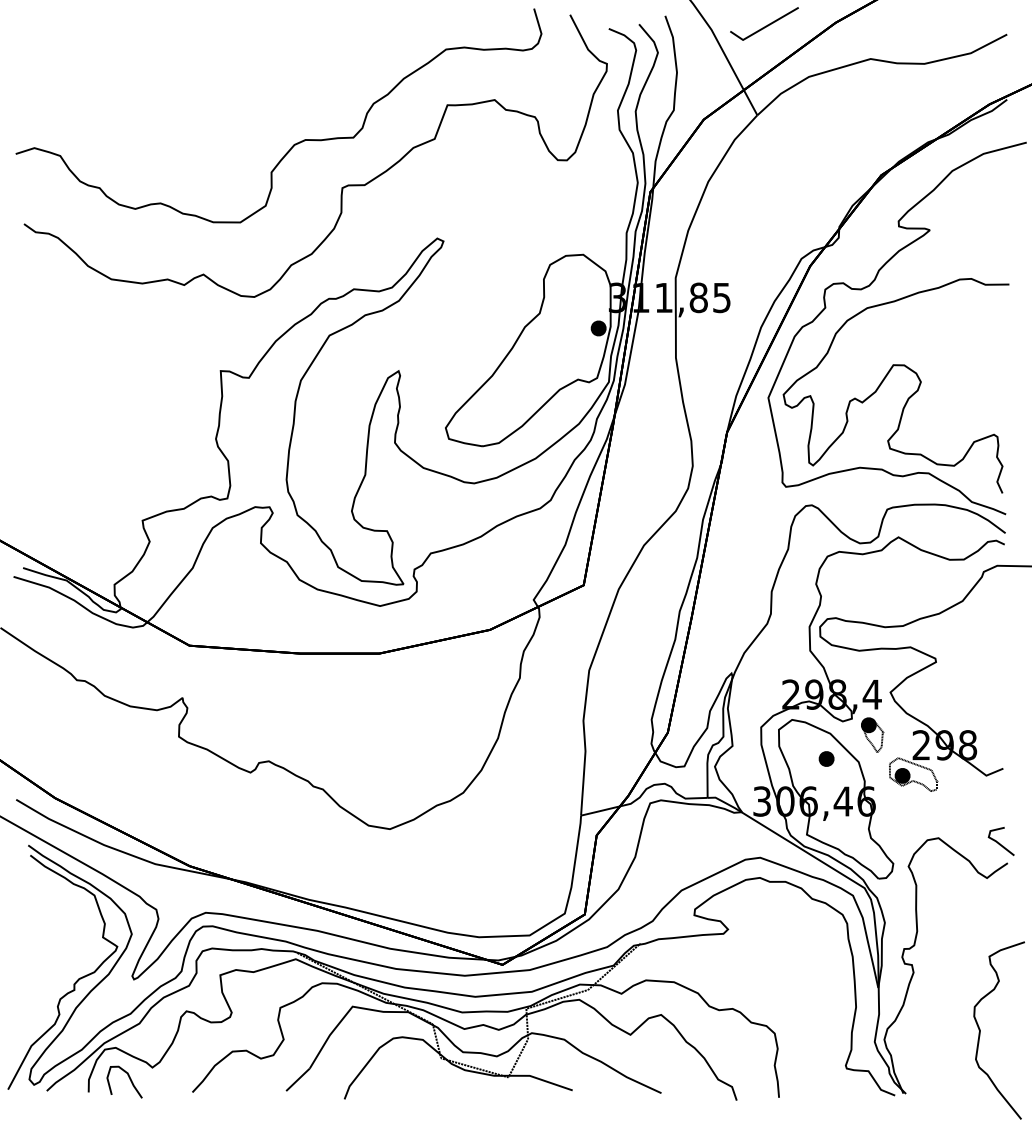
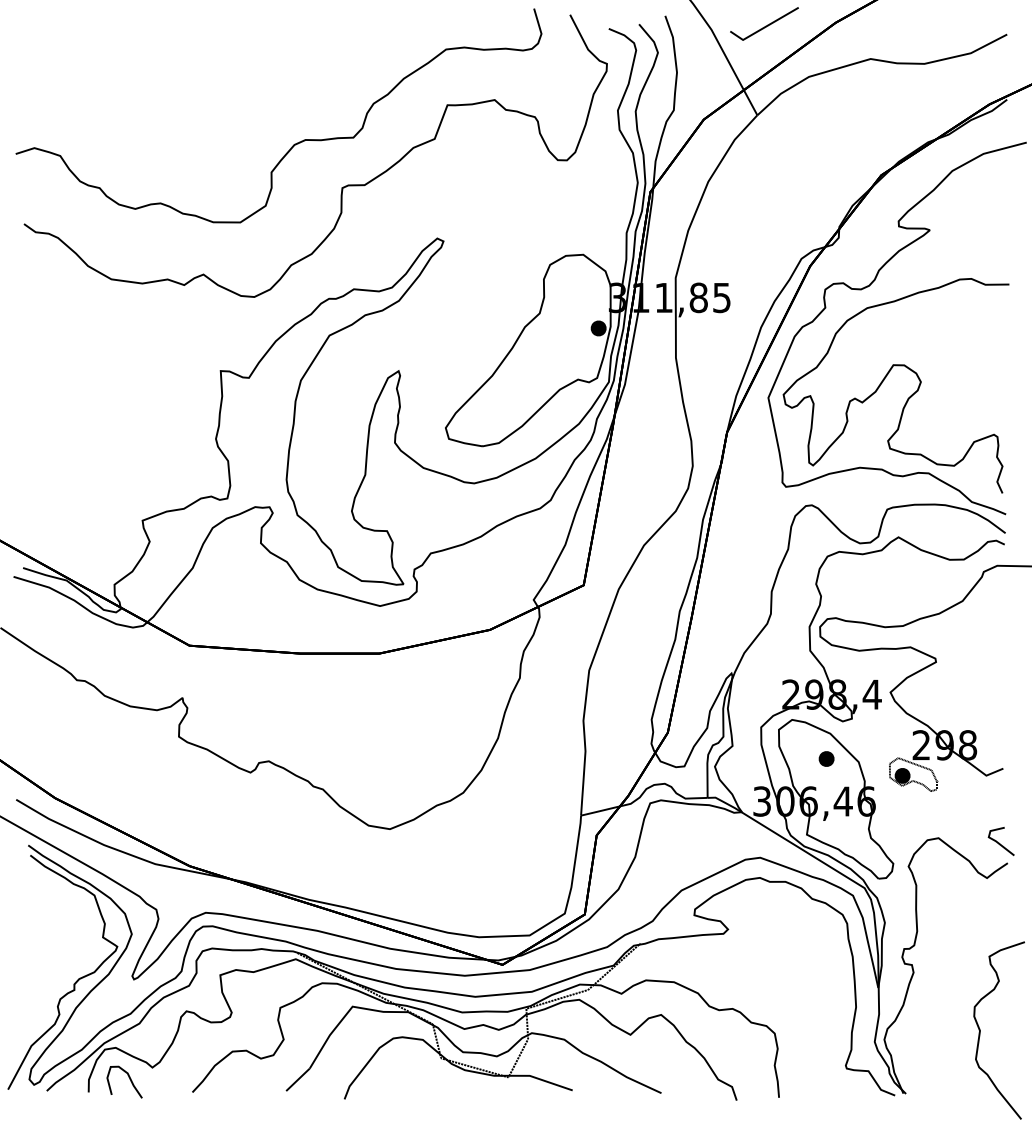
part: present -> none (872, 734)
